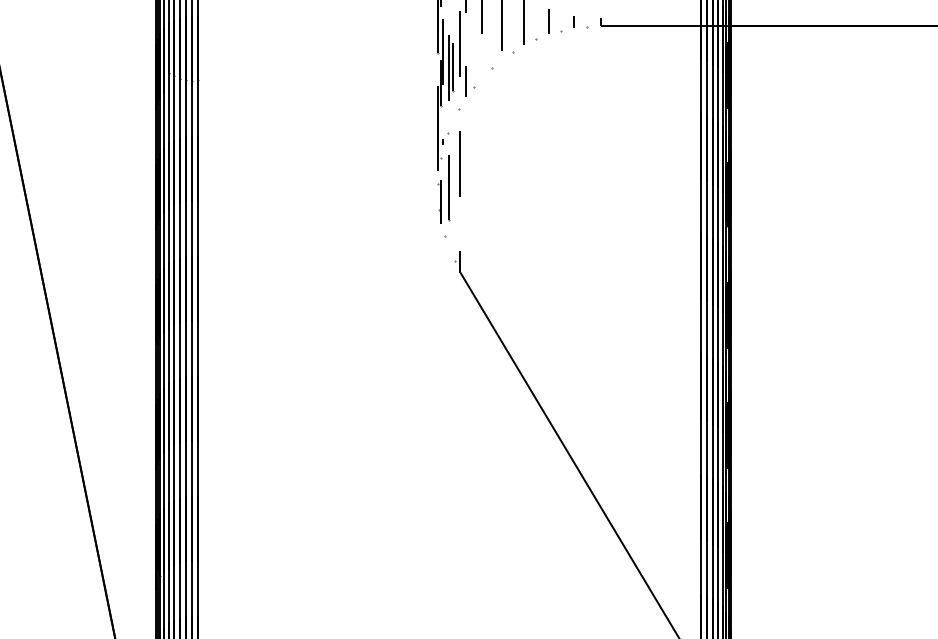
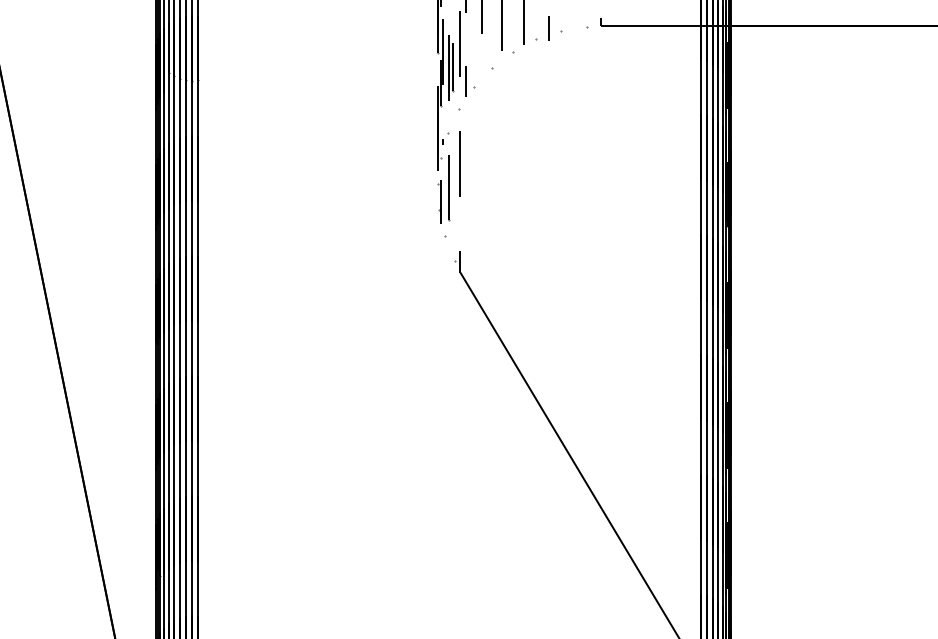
line position: (548, 21) -> (548, 28) (548, 28)
line: present -> none (573, 21)
